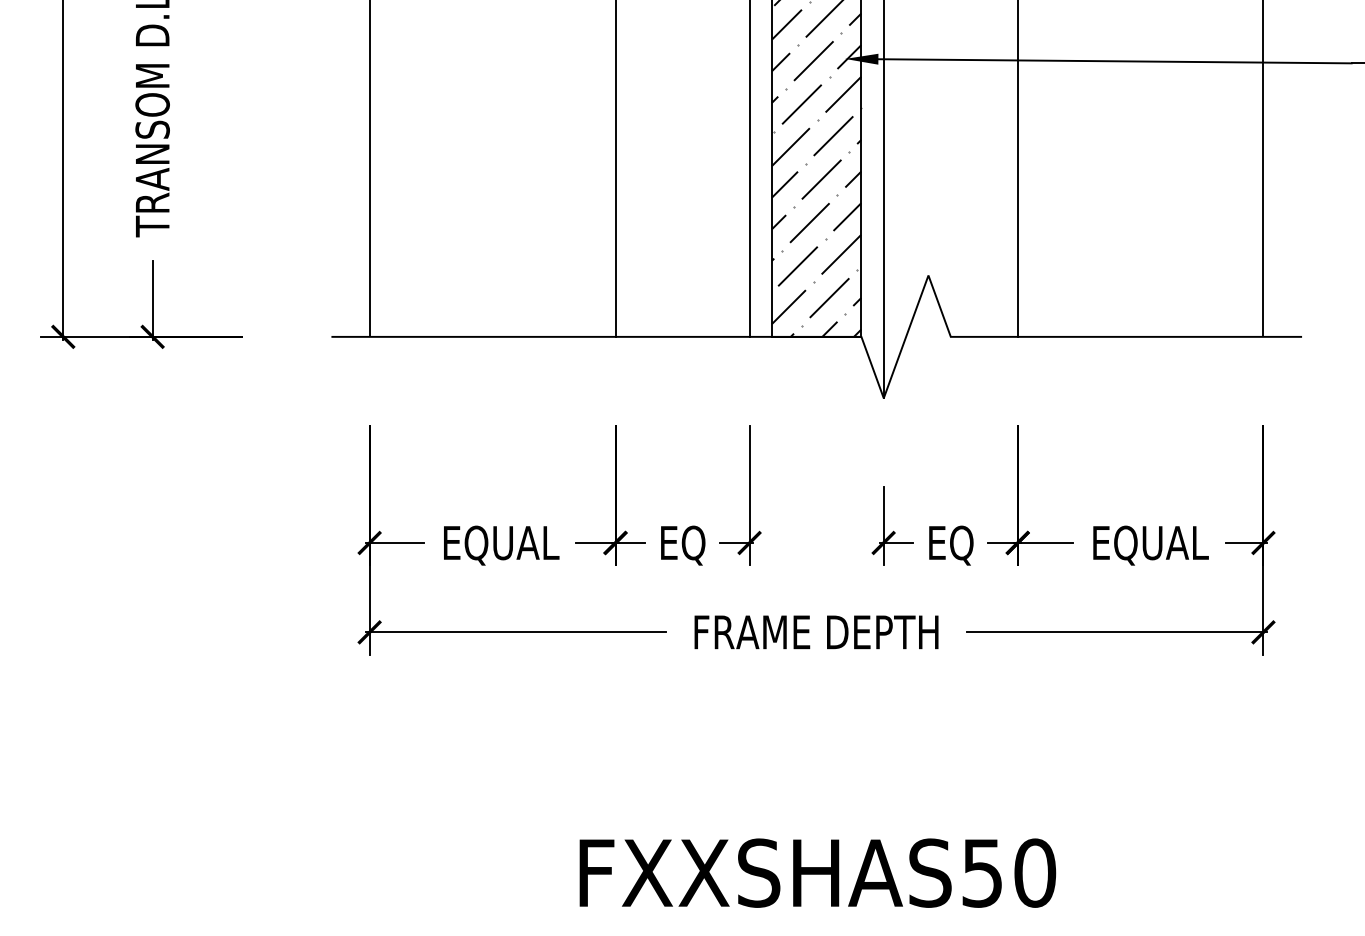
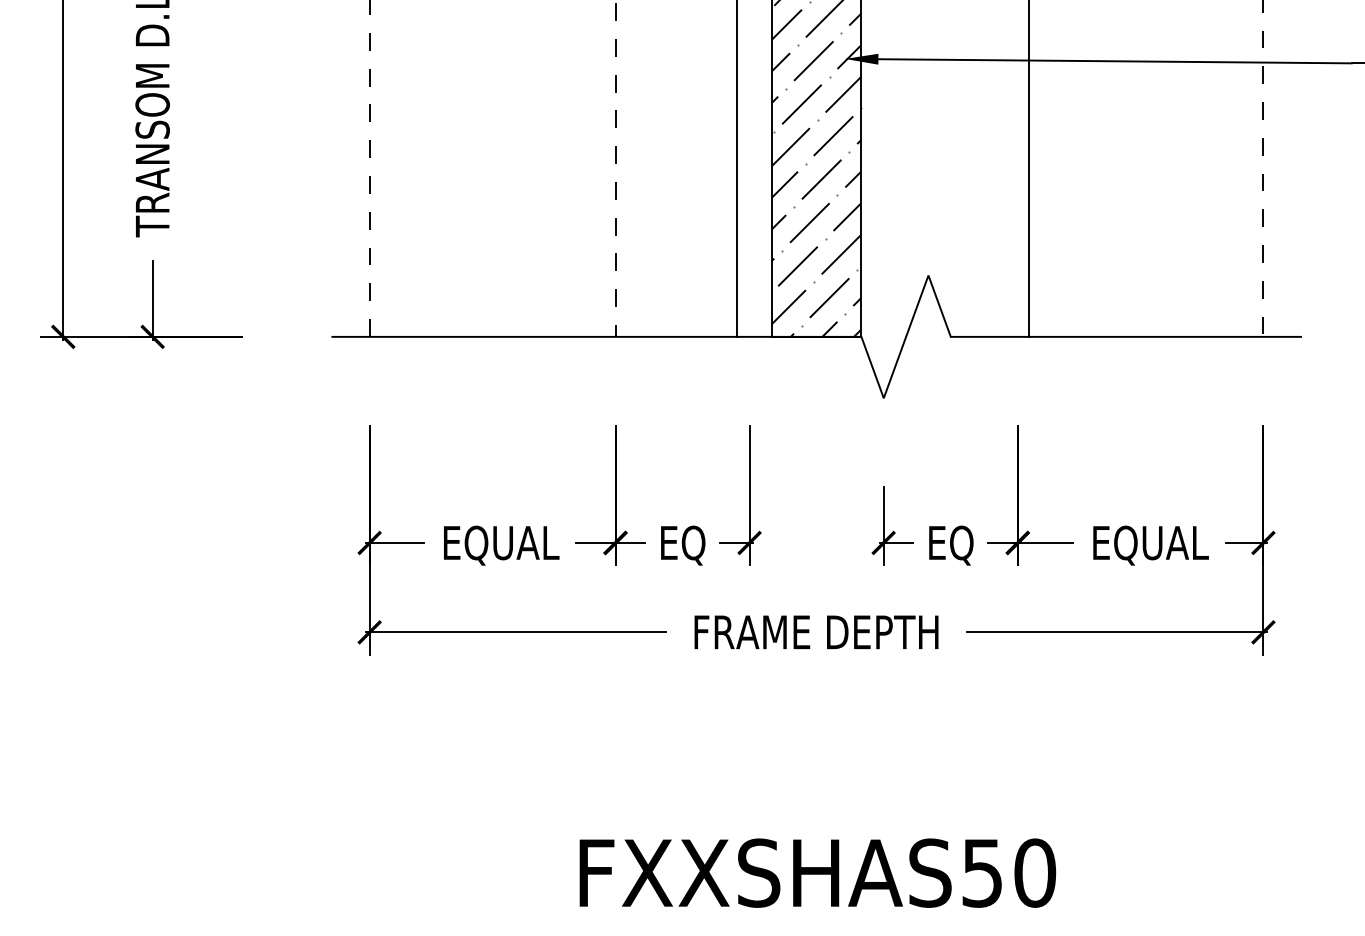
line: solid -> dashed (1263, 0)
line: solid -> dashed (615, 169)
line position: (749, 169) -> (736, 169) (736, 169)
line position: (1017, 169) -> (1028, 169) (1028, 169)
line: present -> none (883, 199)
